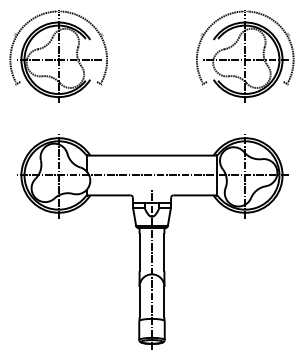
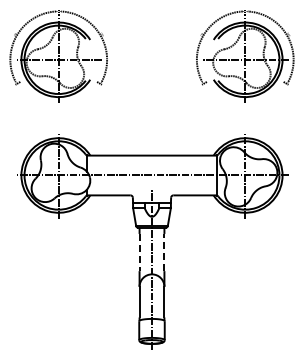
line: solid -> dashed (139, 252)
line: solid -> dashed (164, 252)
